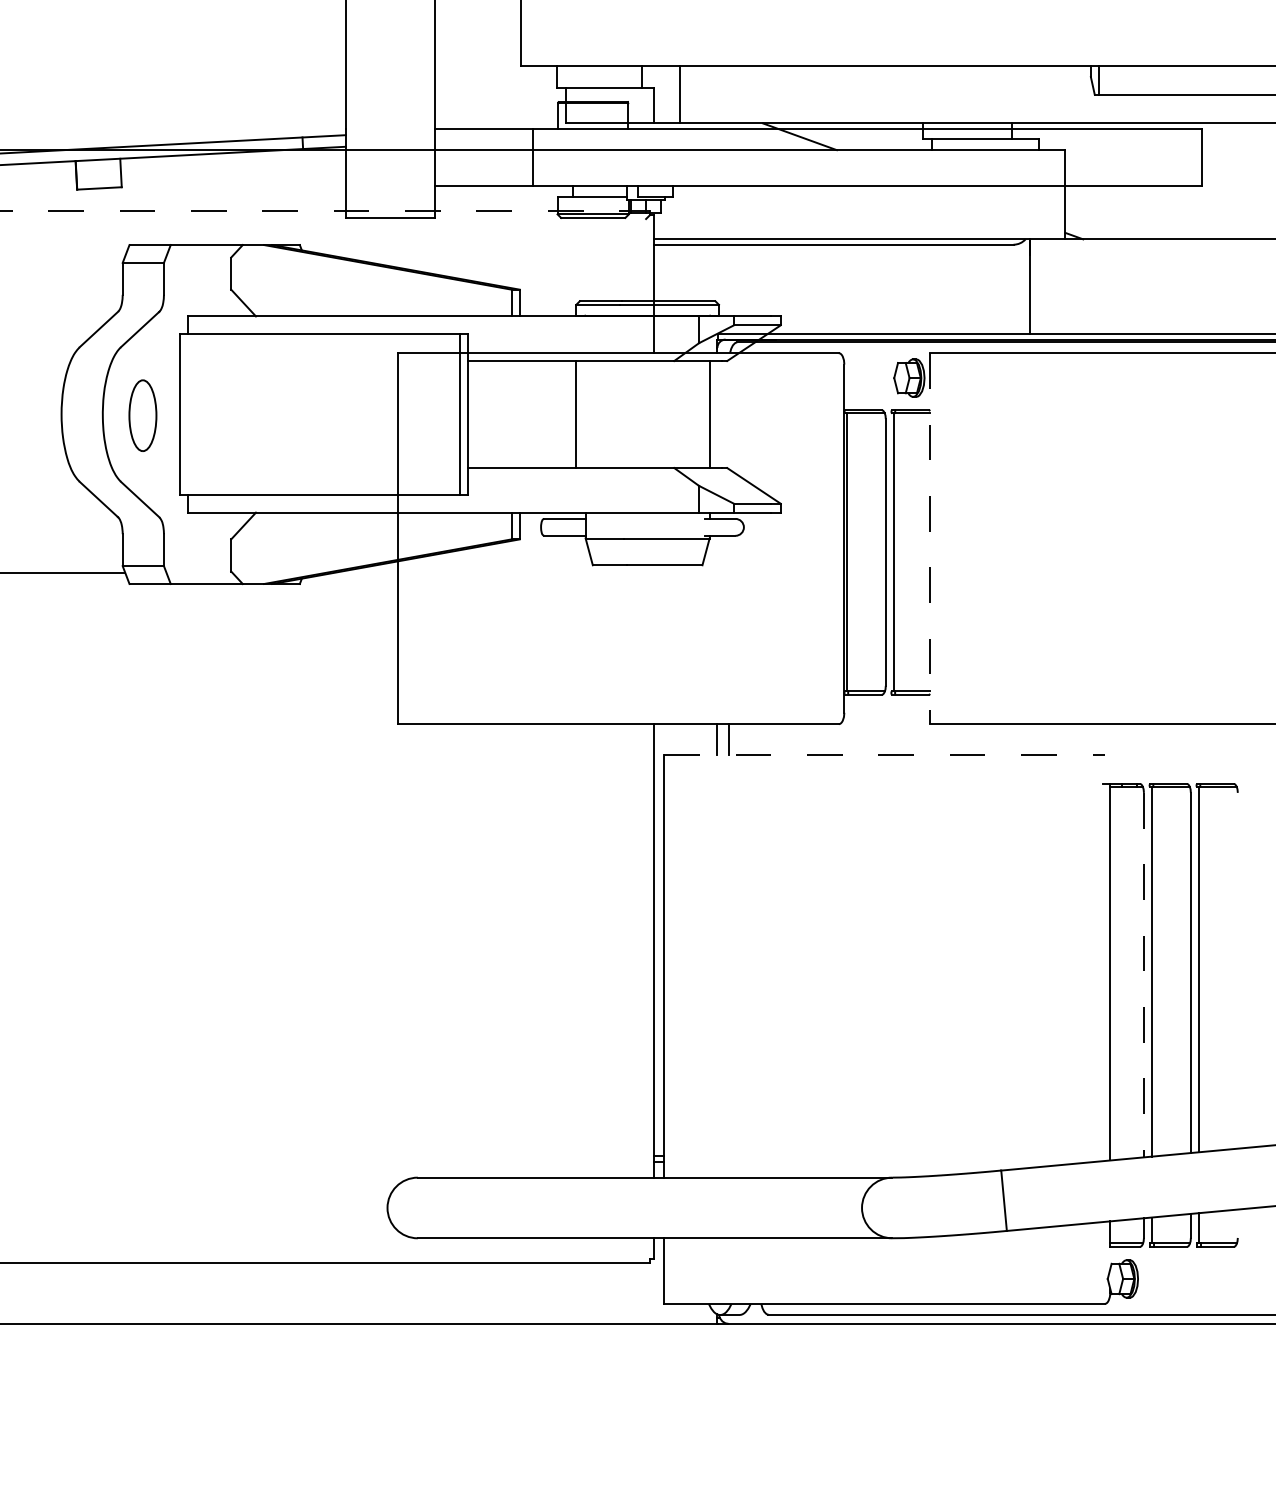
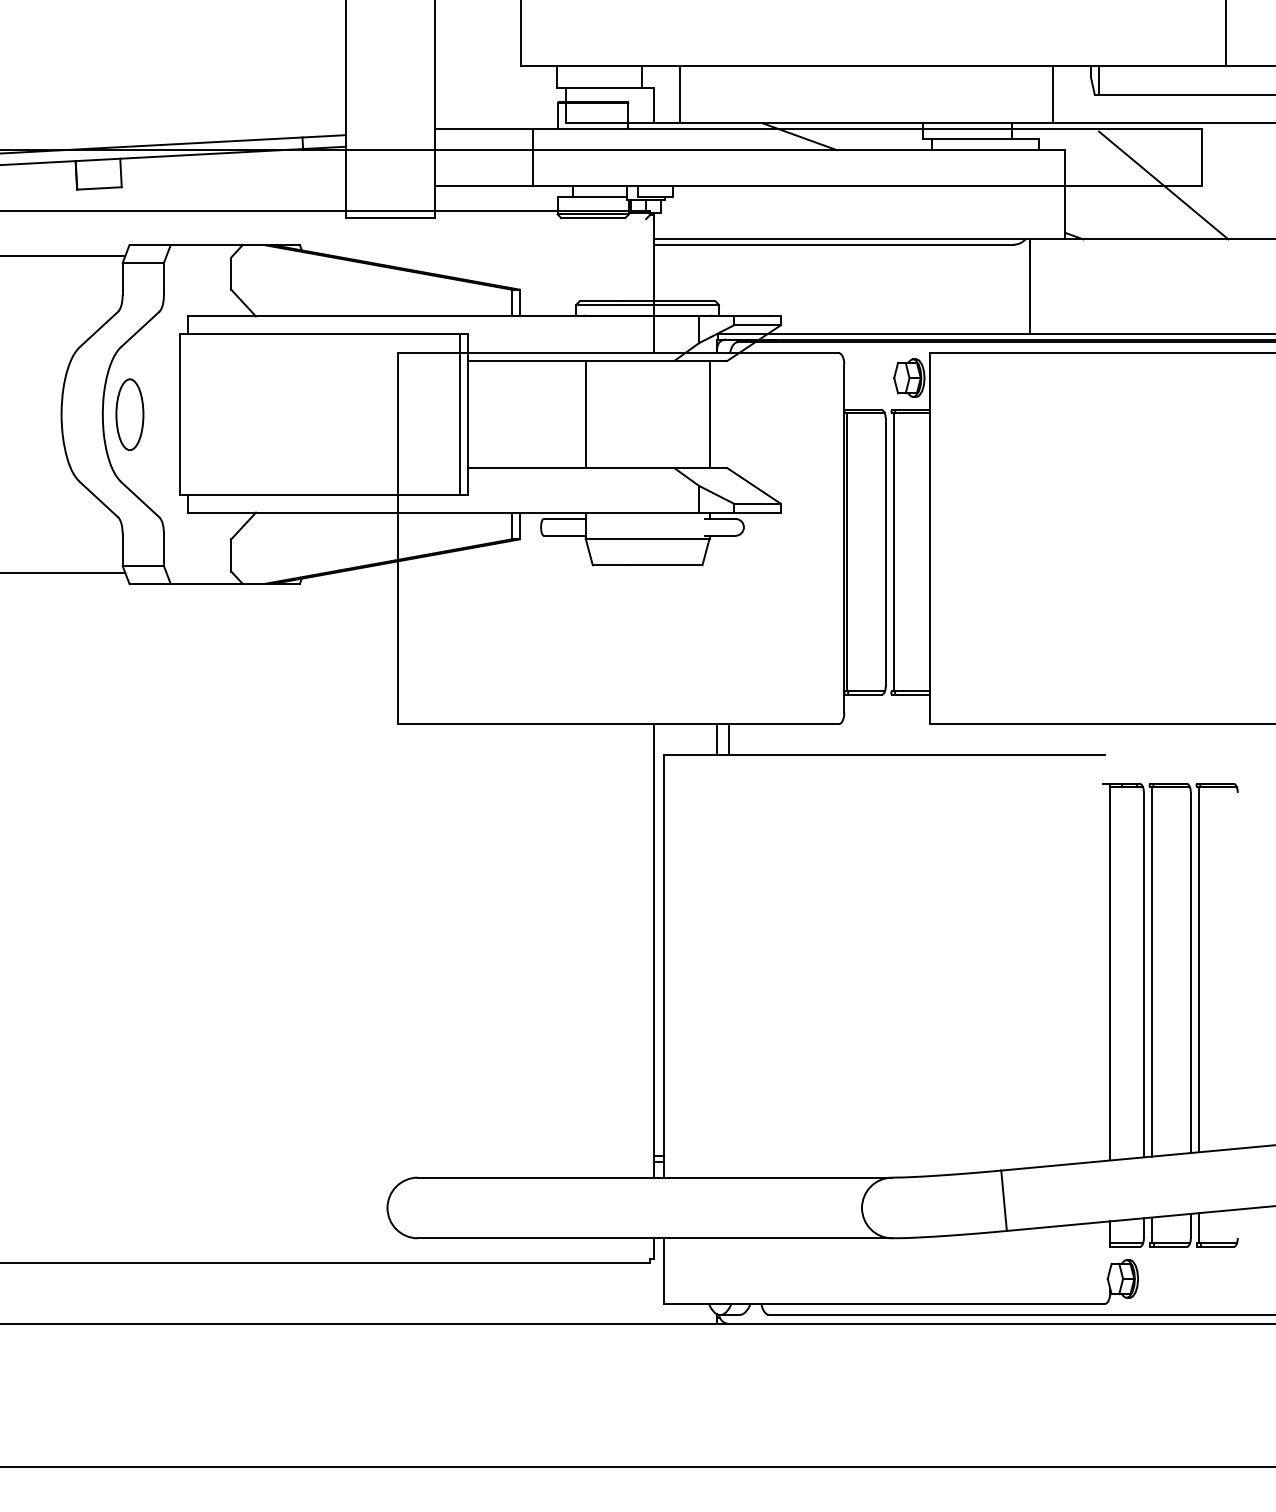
line: none -> present (1225, 34)
line: none -> present (1052, 94)
line: none -> present (1163, 185)
line: dashed -> solid (325, 210)
line: none -> present (63, 255)
line position: (575, 414) -> (585, 414) (585, 414)
part position: (142, 415) -> (129, 414) (129, 414)
line: dashed -> solid (930, 538)
line: dashed -> solid (885, 754)
line: dashed -> solid (1143, 975)
line: none -> present (637, 1466)
